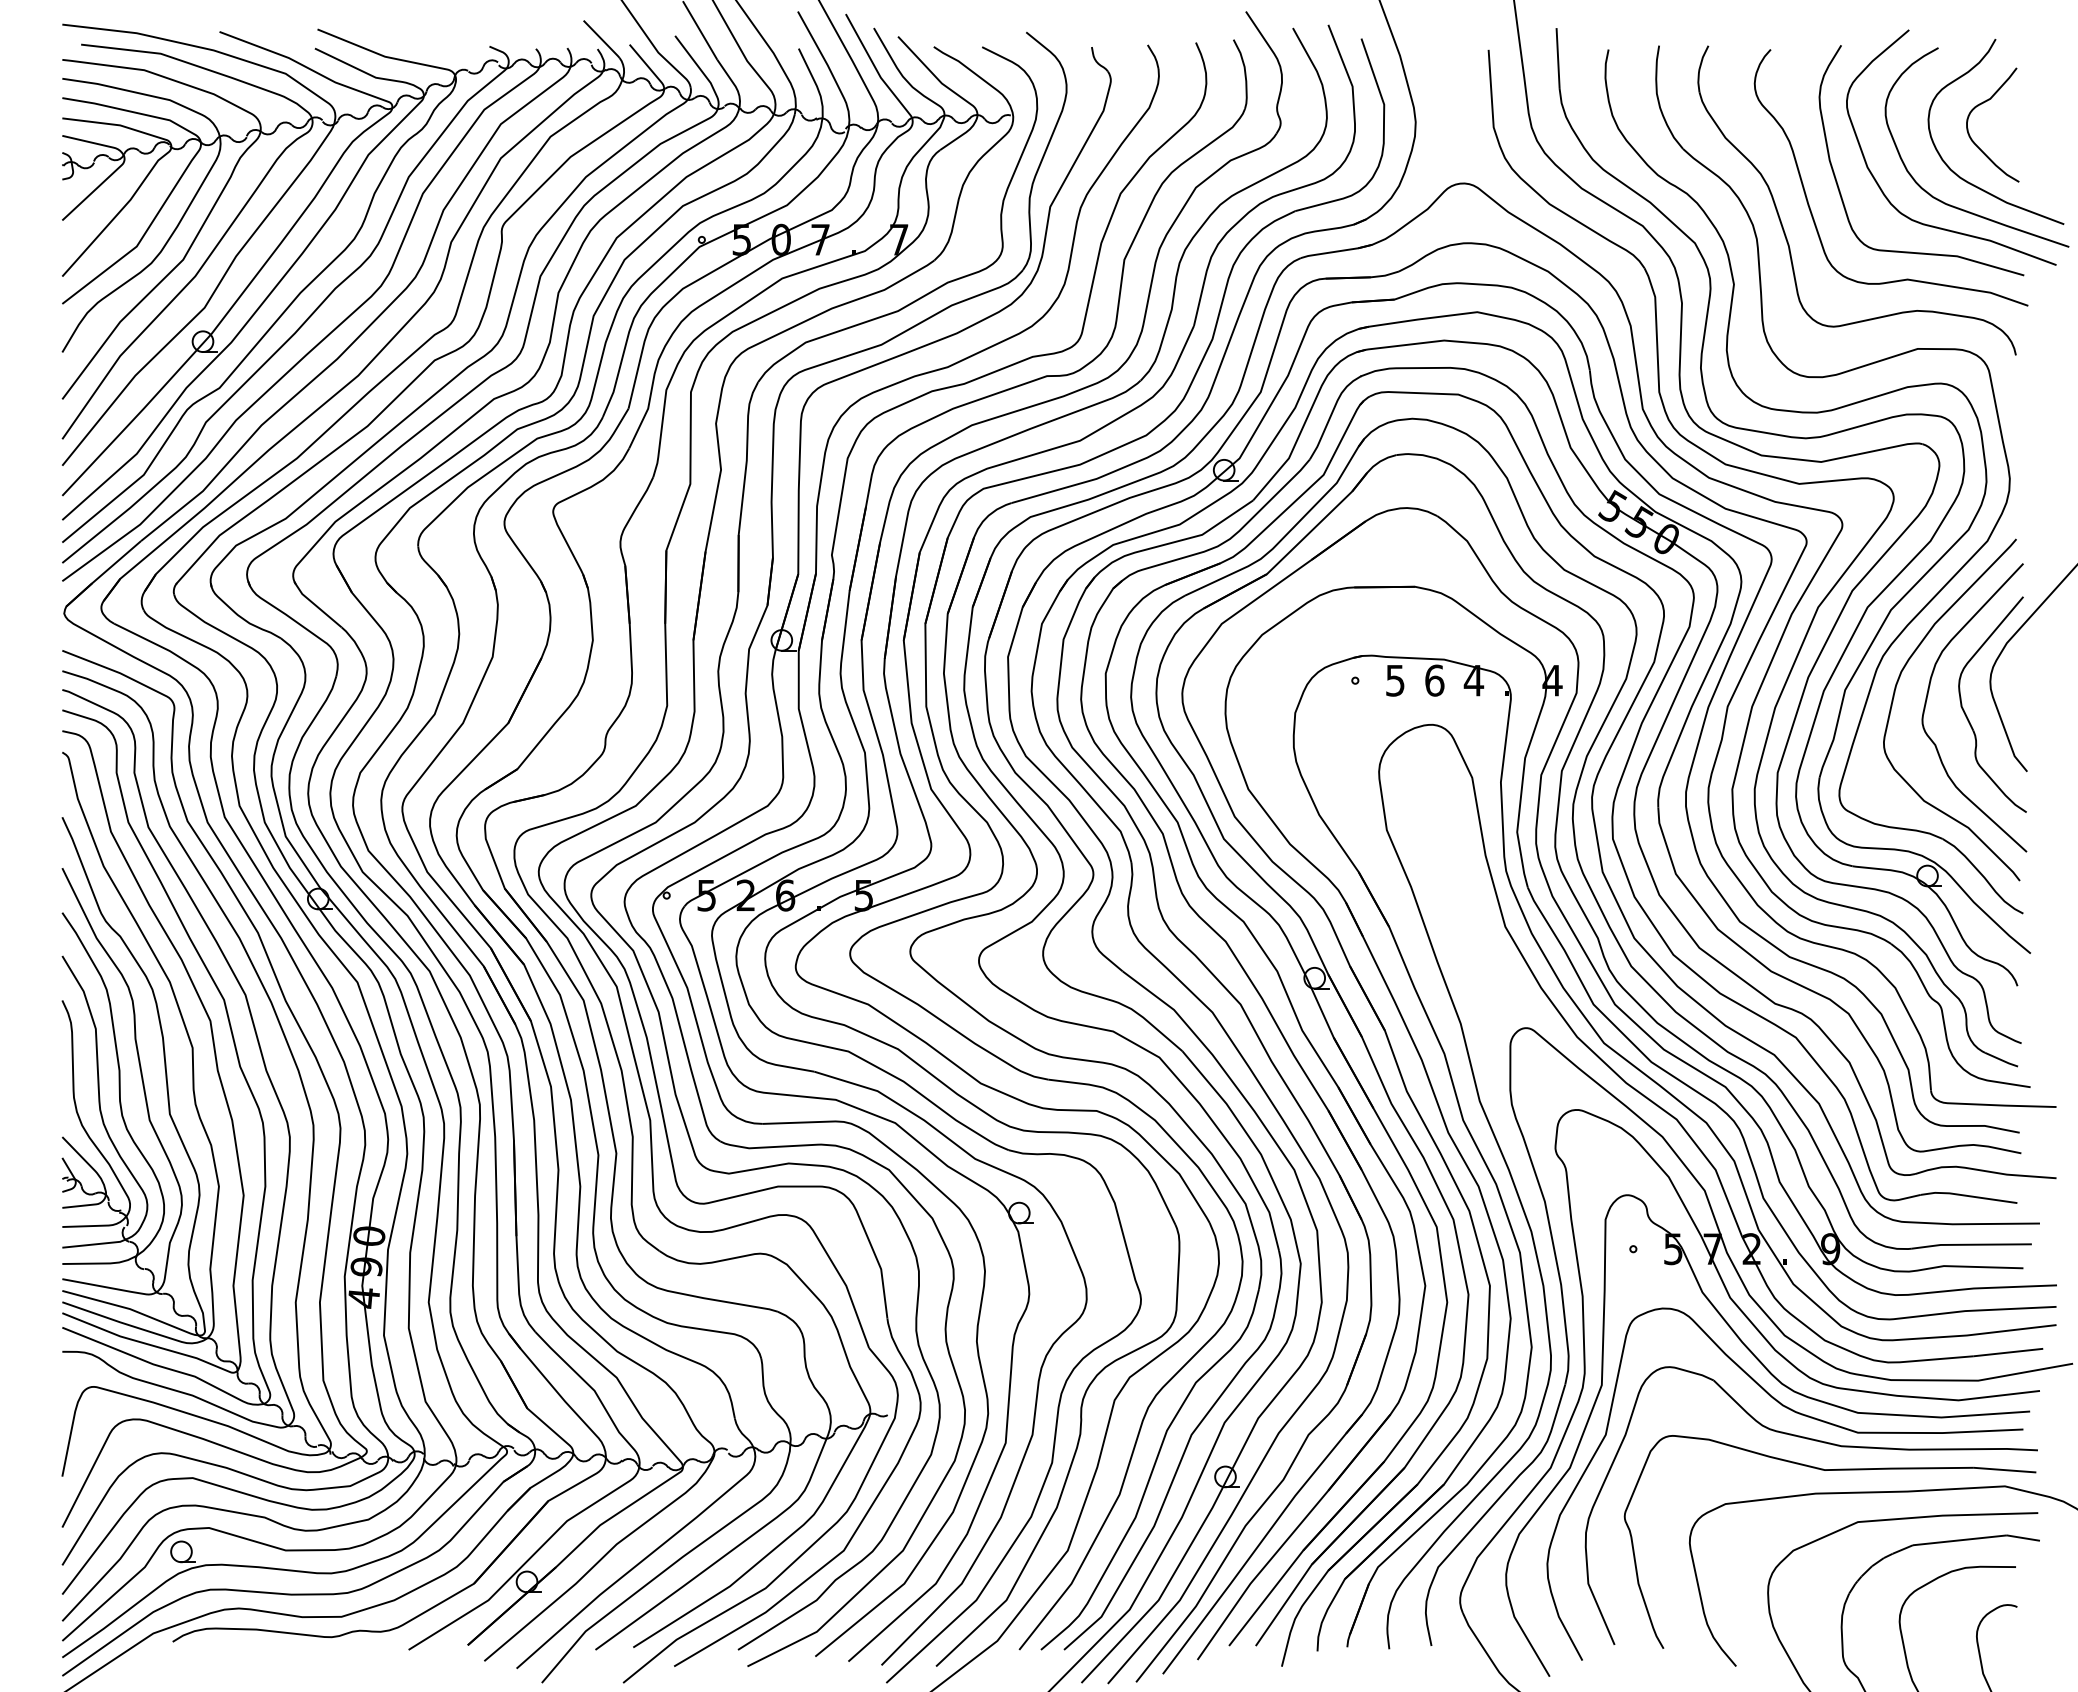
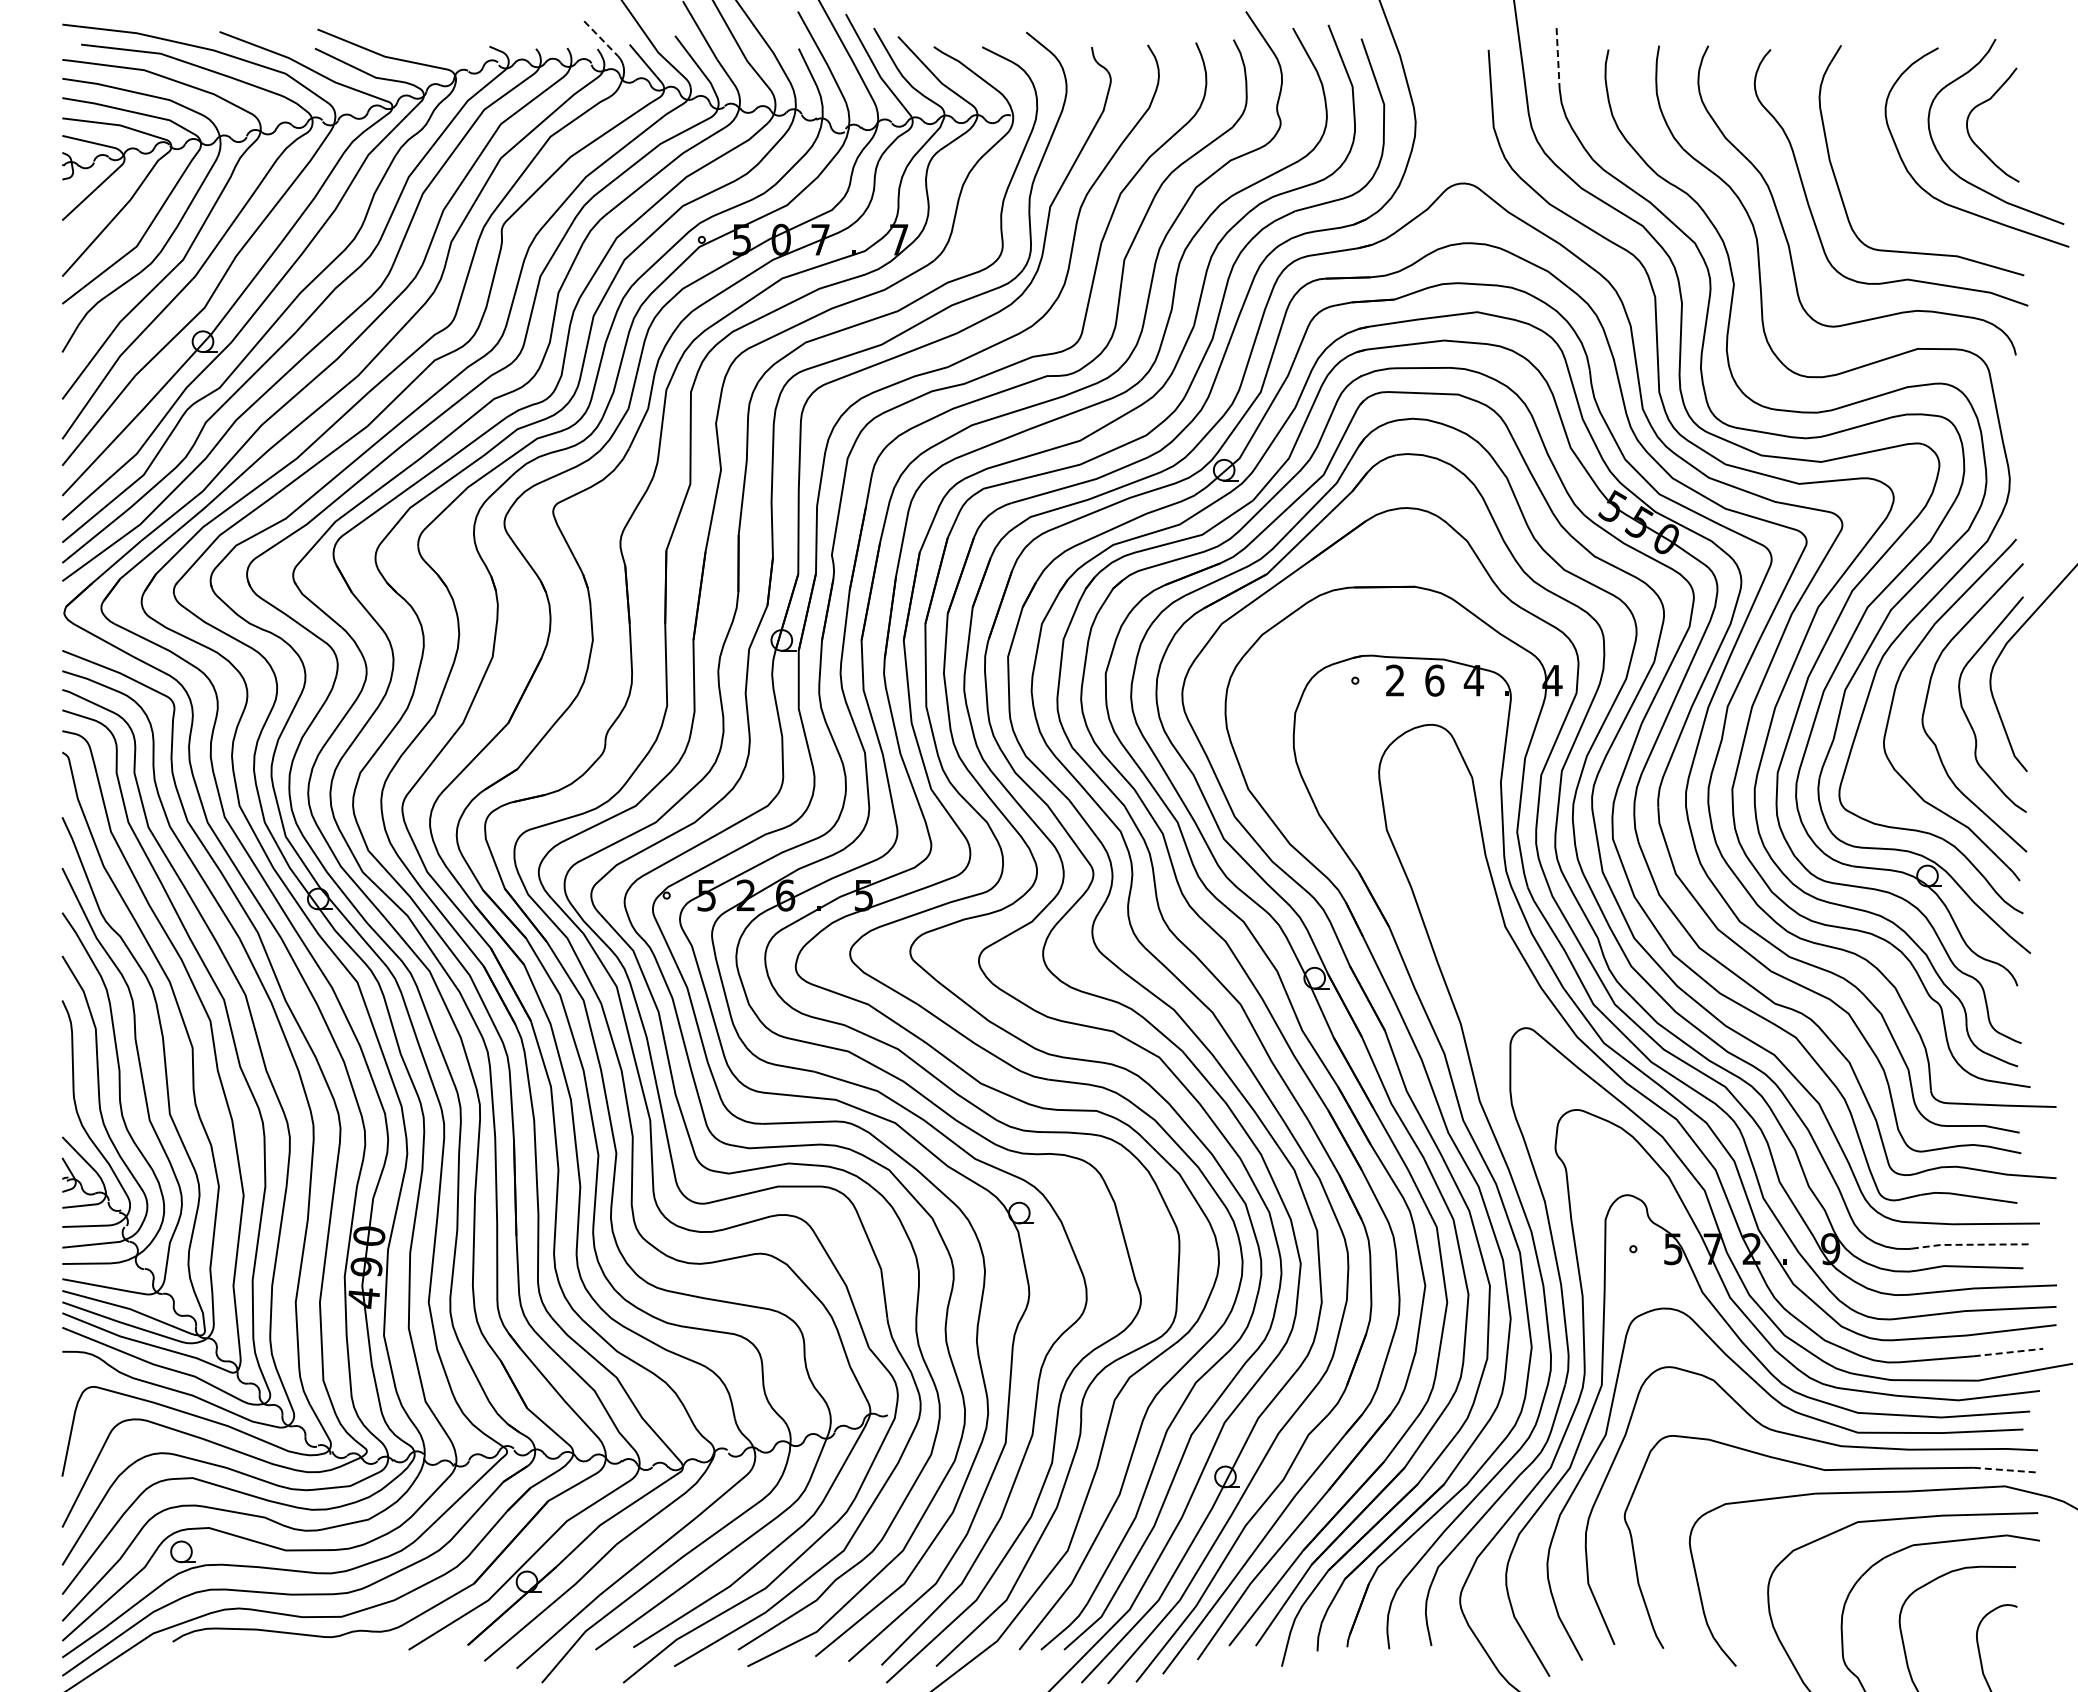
line: solid -> dashed (602, 39)
line: solid -> dashed (1558, 59)
curve: present -> none (1933, 225)
text: 5 -> 2 (1395, 680)
line: solid -> dashed (1971, 1244)
line: solid -> dashed (2008, 1352)
line: solid -> dashed (2005, 1470)
